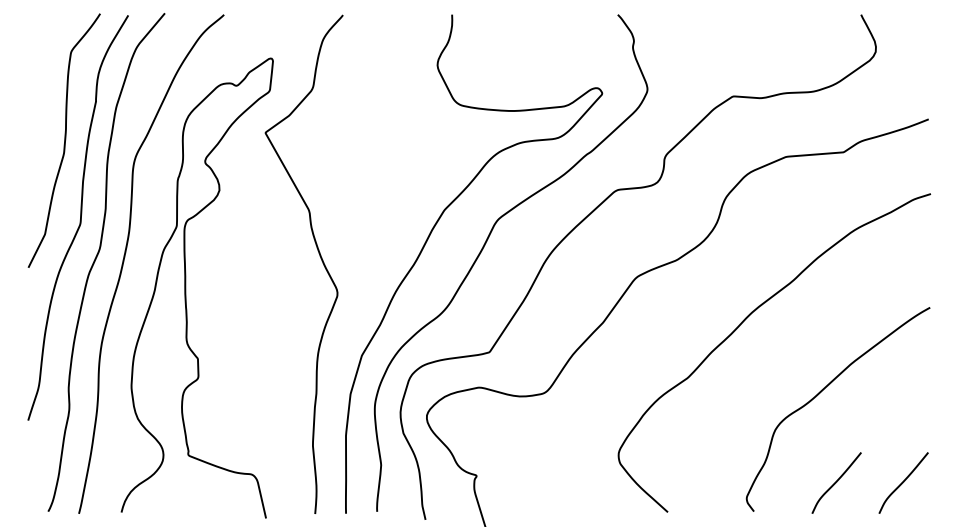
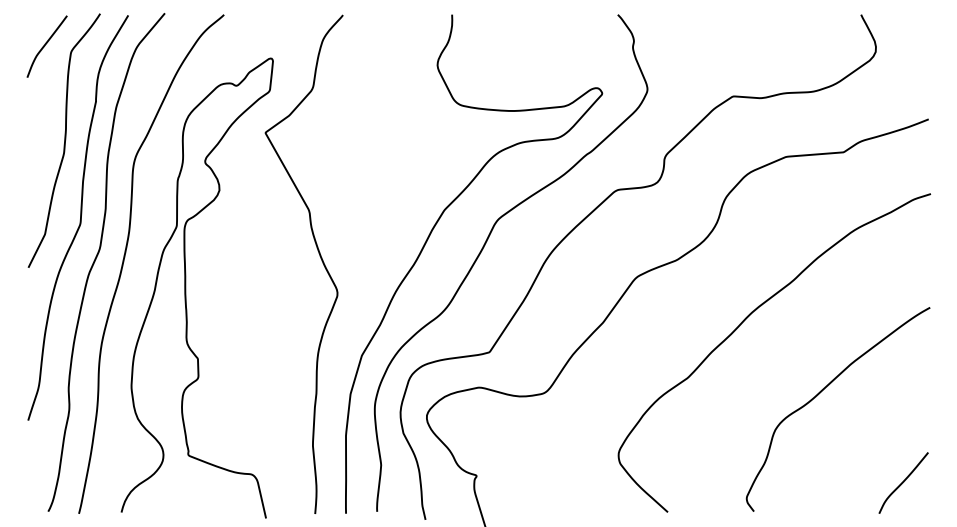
curve: none -> present (45, 46)
curve: present -> none (836, 482)
